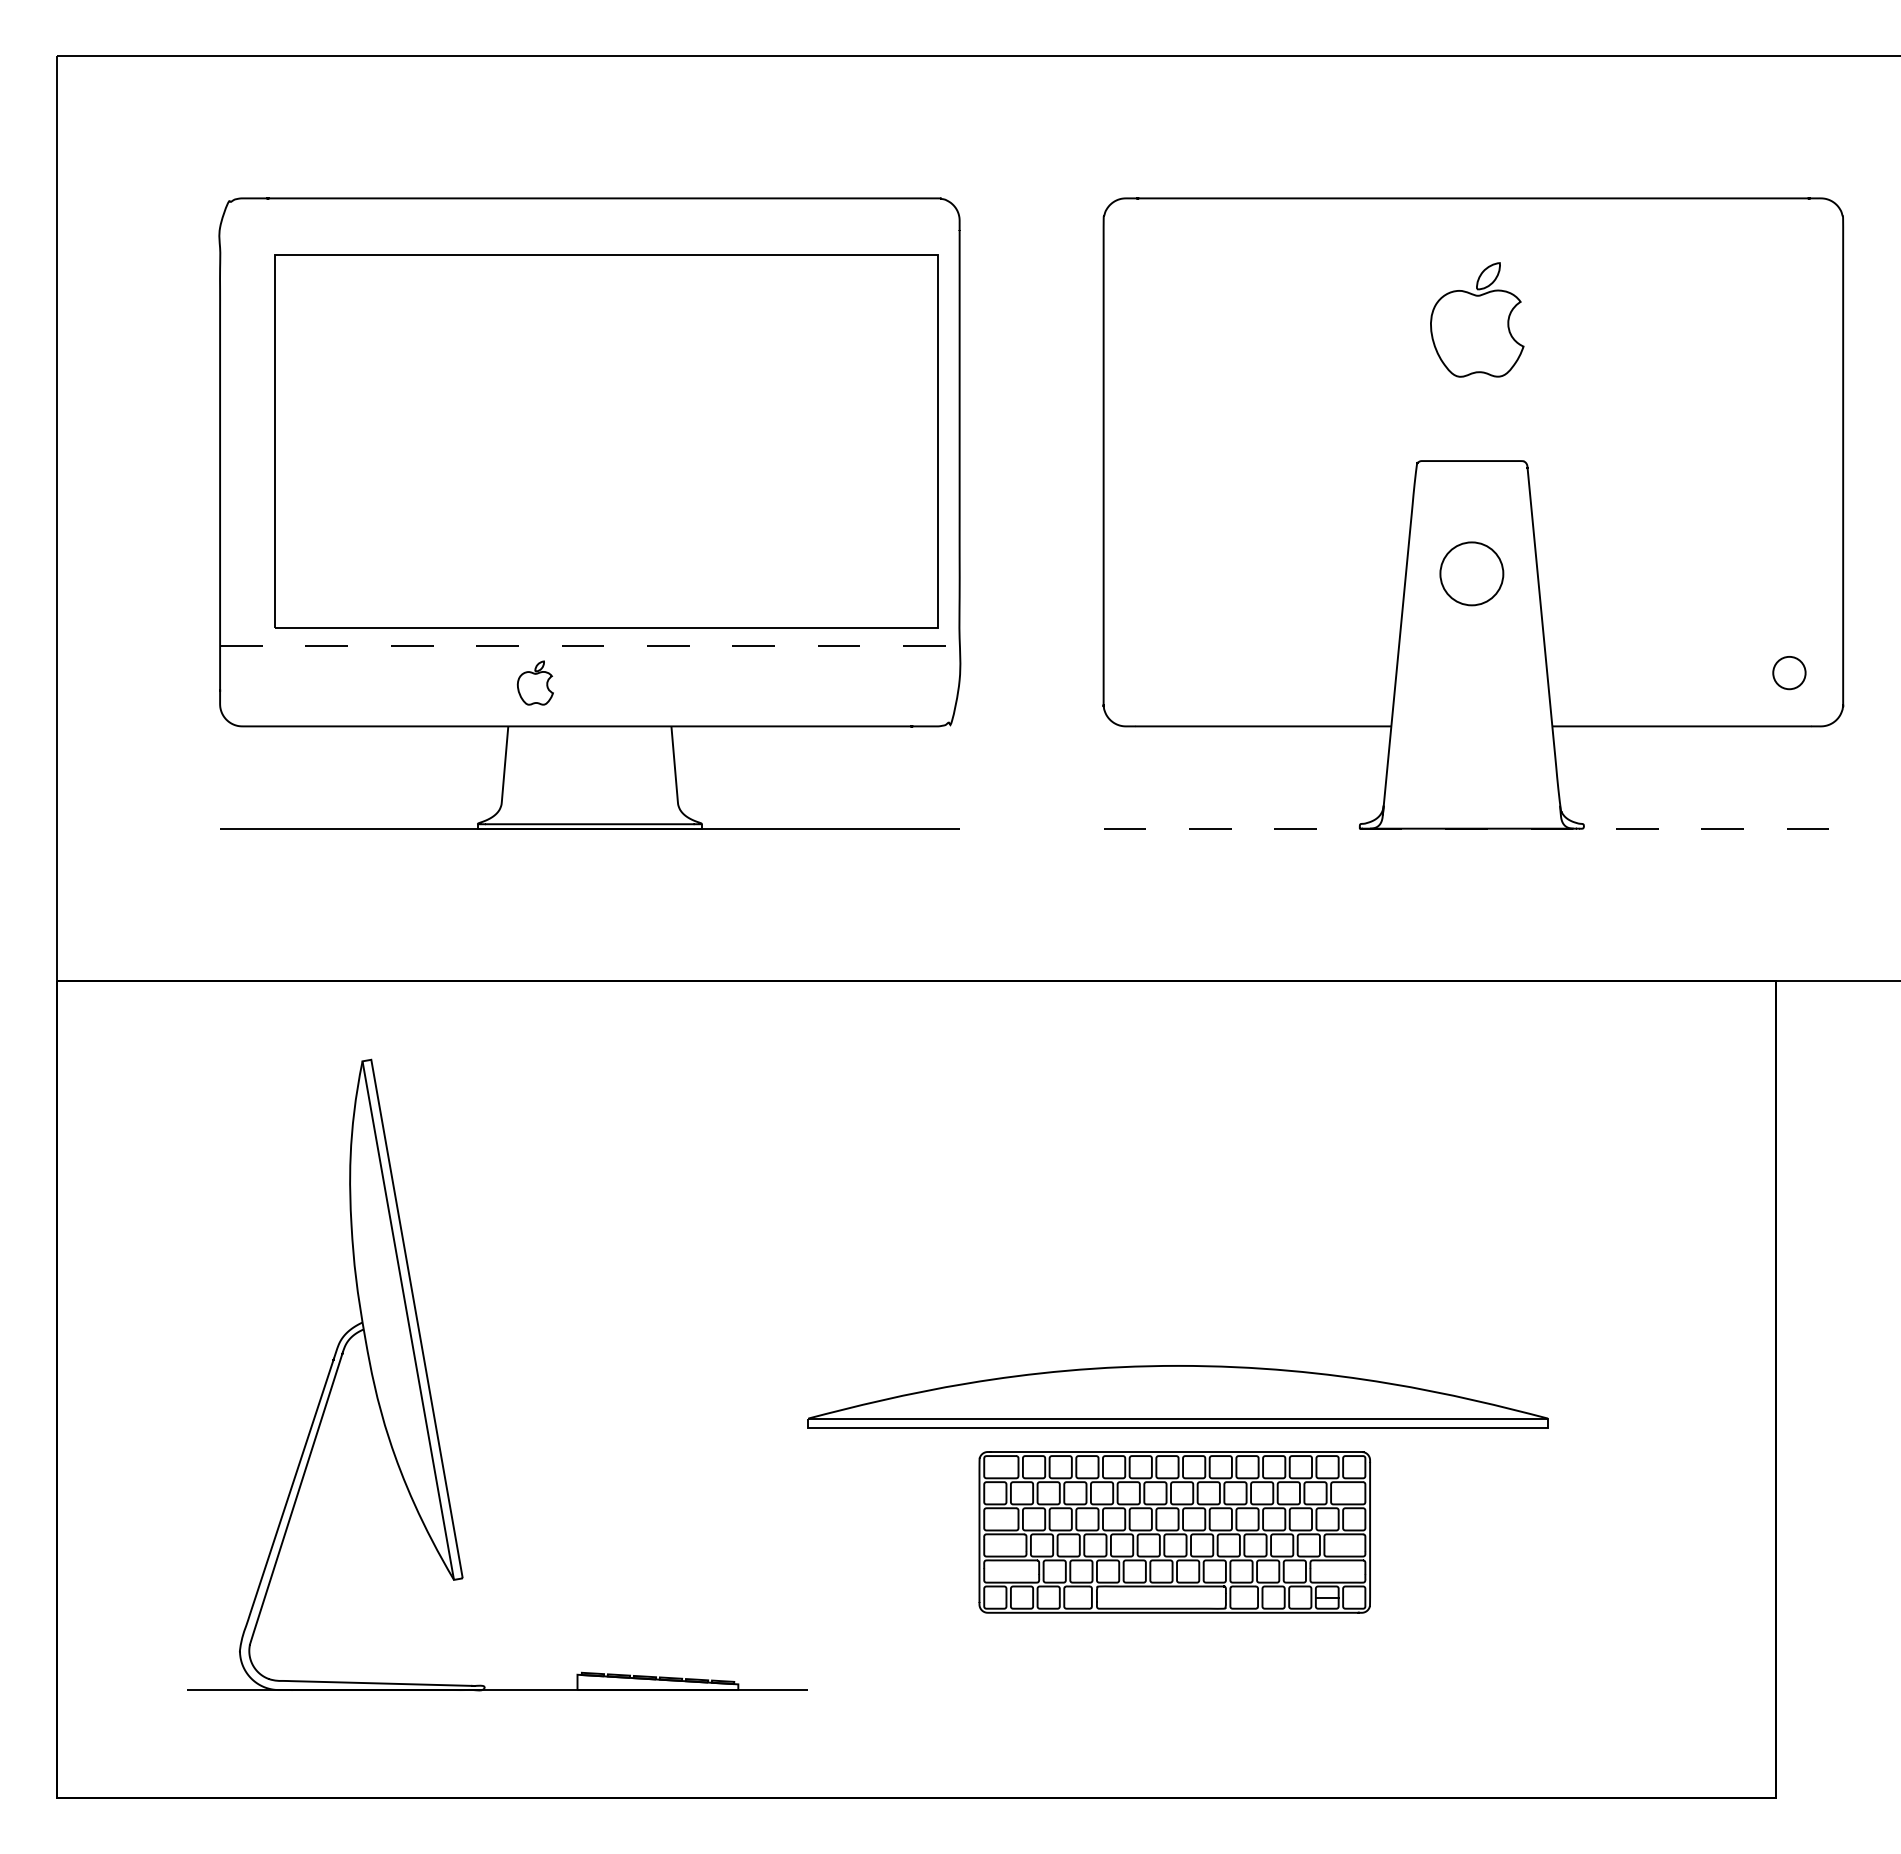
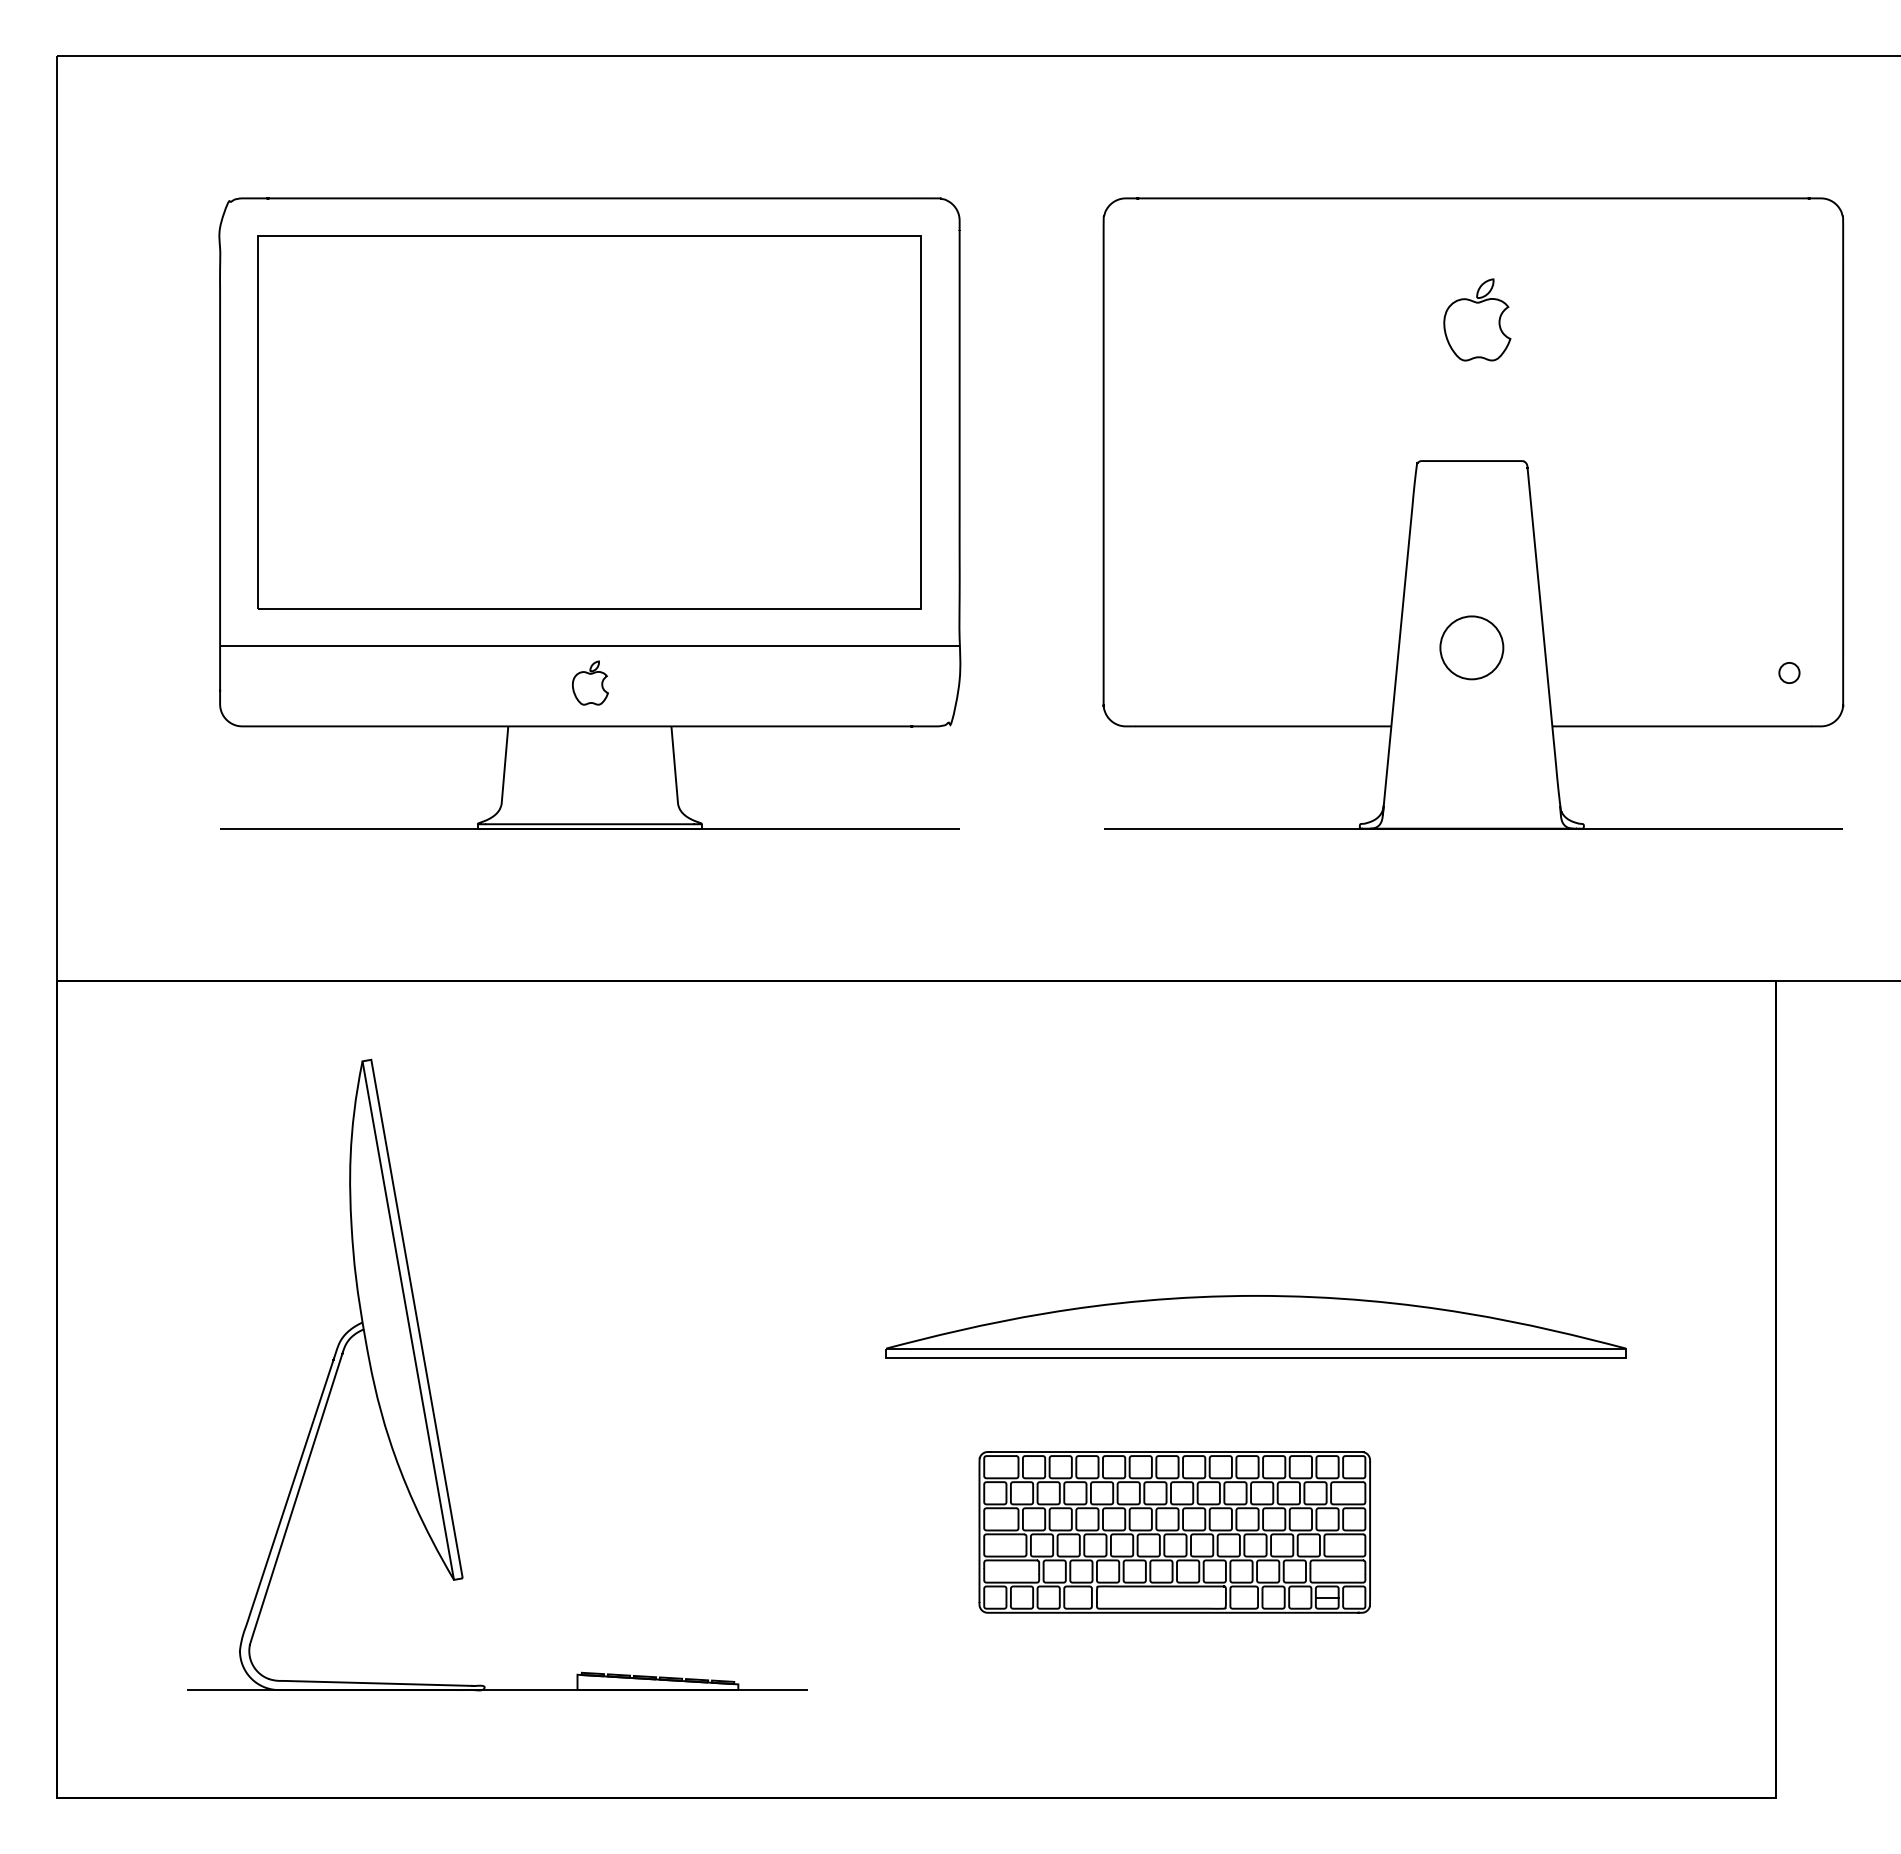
part size: 95x116 px -> 69x84 px (1477, 319)
part position: (606, 441) -> (589, 422) (589, 422)
circle position: (1471, 573) -> (1471, 647) (1471, 647)
line: dashed -> solid (589, 646)
circle size: 35x35 px -> 23x22 px (1789, 672)
part position: (534, 682) -> (589, 682) (589, 682)
line: dashed -> solid (1473, 828)
part position: (1177, 1396) -> (1255, 1326) (1255, 1326)
